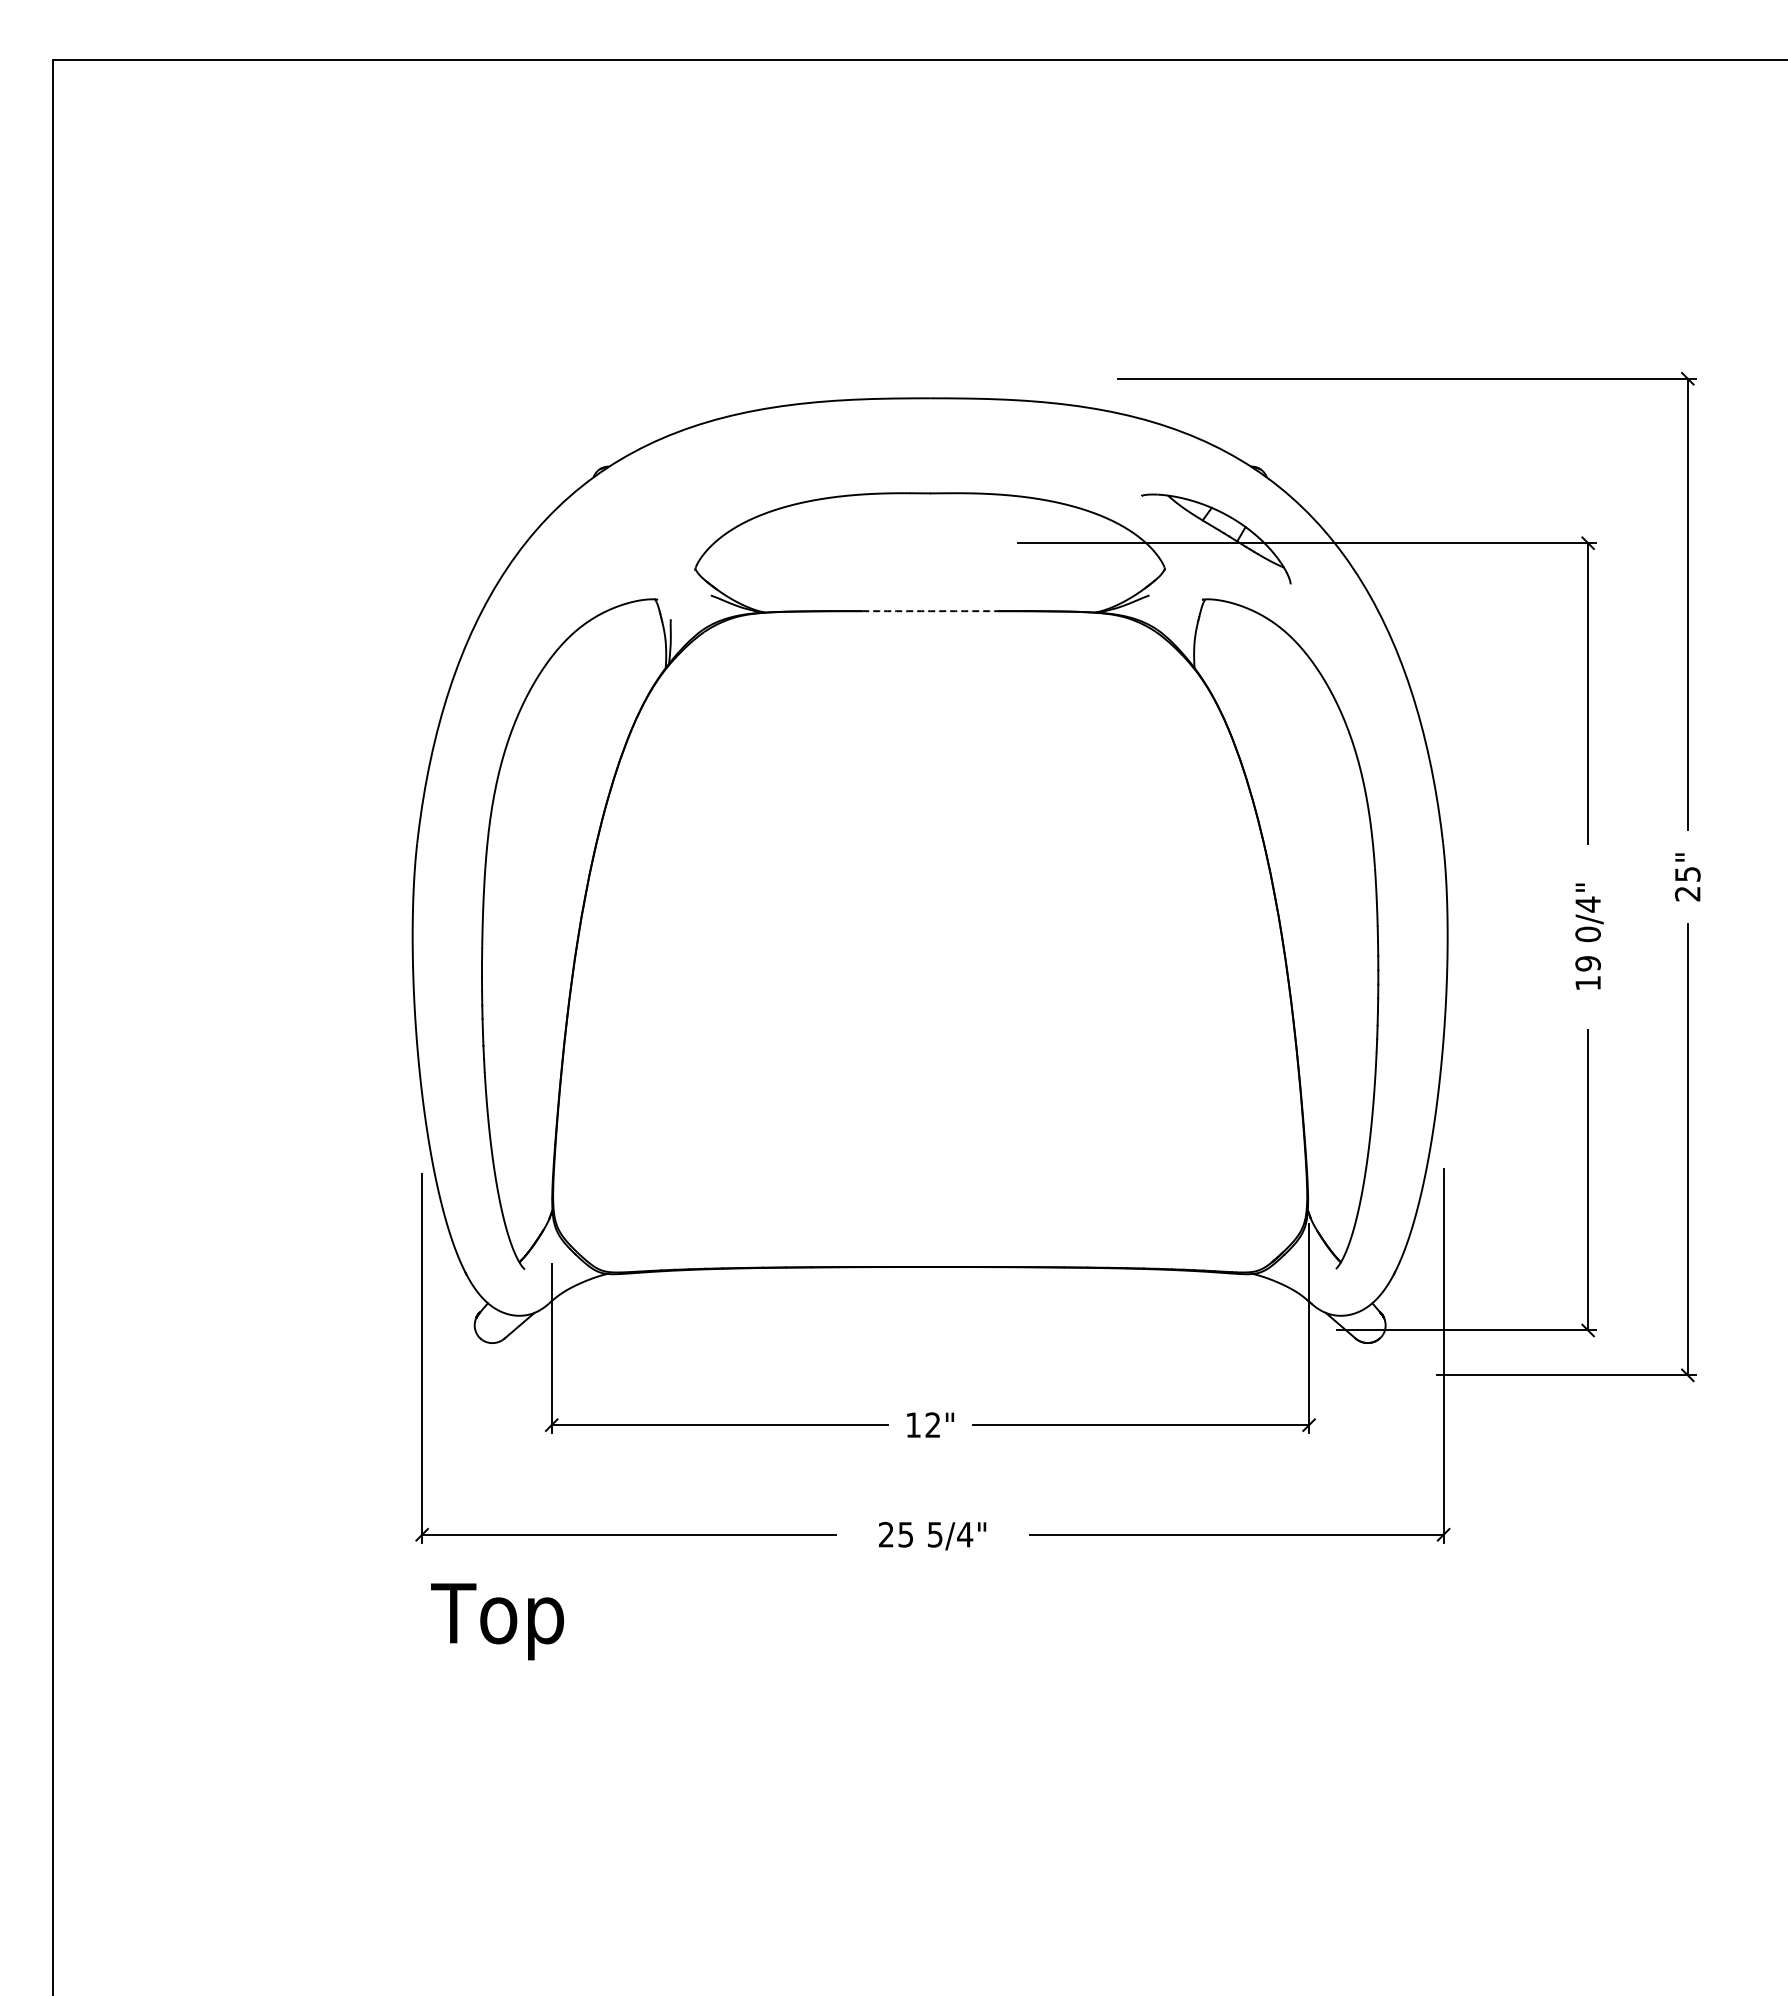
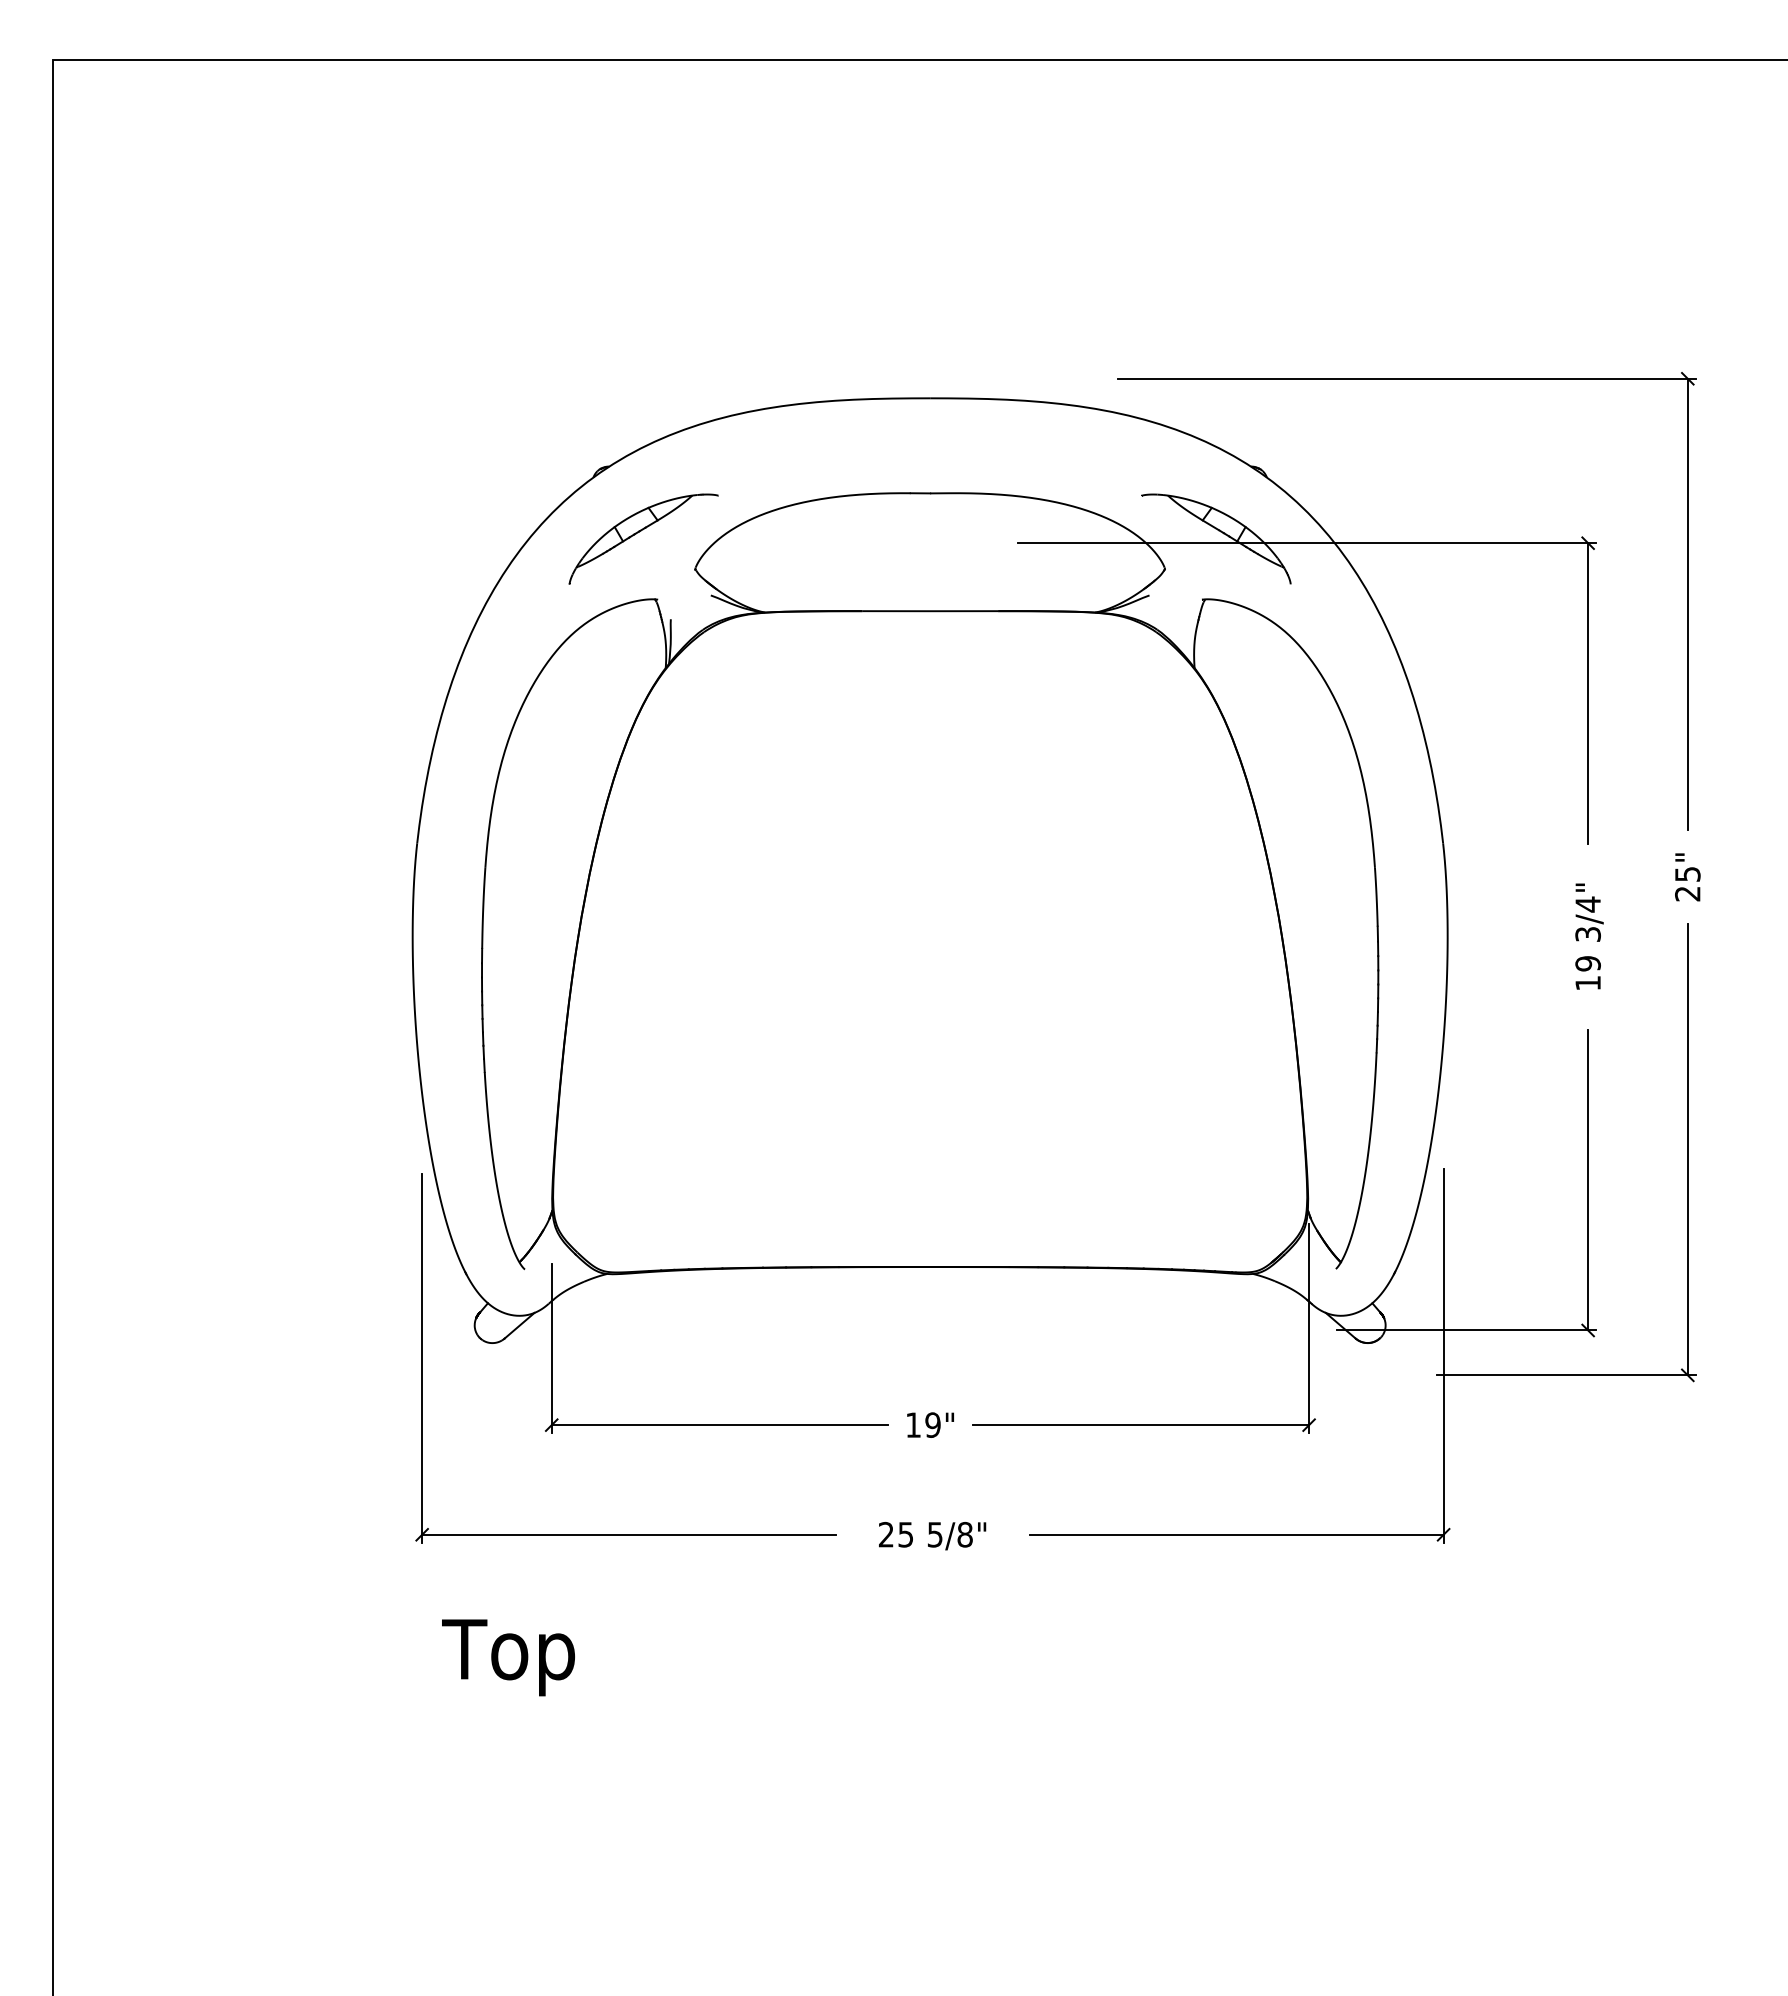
part: none -> present (639, 532)
arc: dashed -> solid (930, 611)
text: 0/4" -> 3/4" (1587, 934)
text: 12" -> 19" (932, 1424)
text: 5/4" -> 5/8" (965, 1534)
text position: (497, 1621) -> (508, 1657) (508, 1657)
